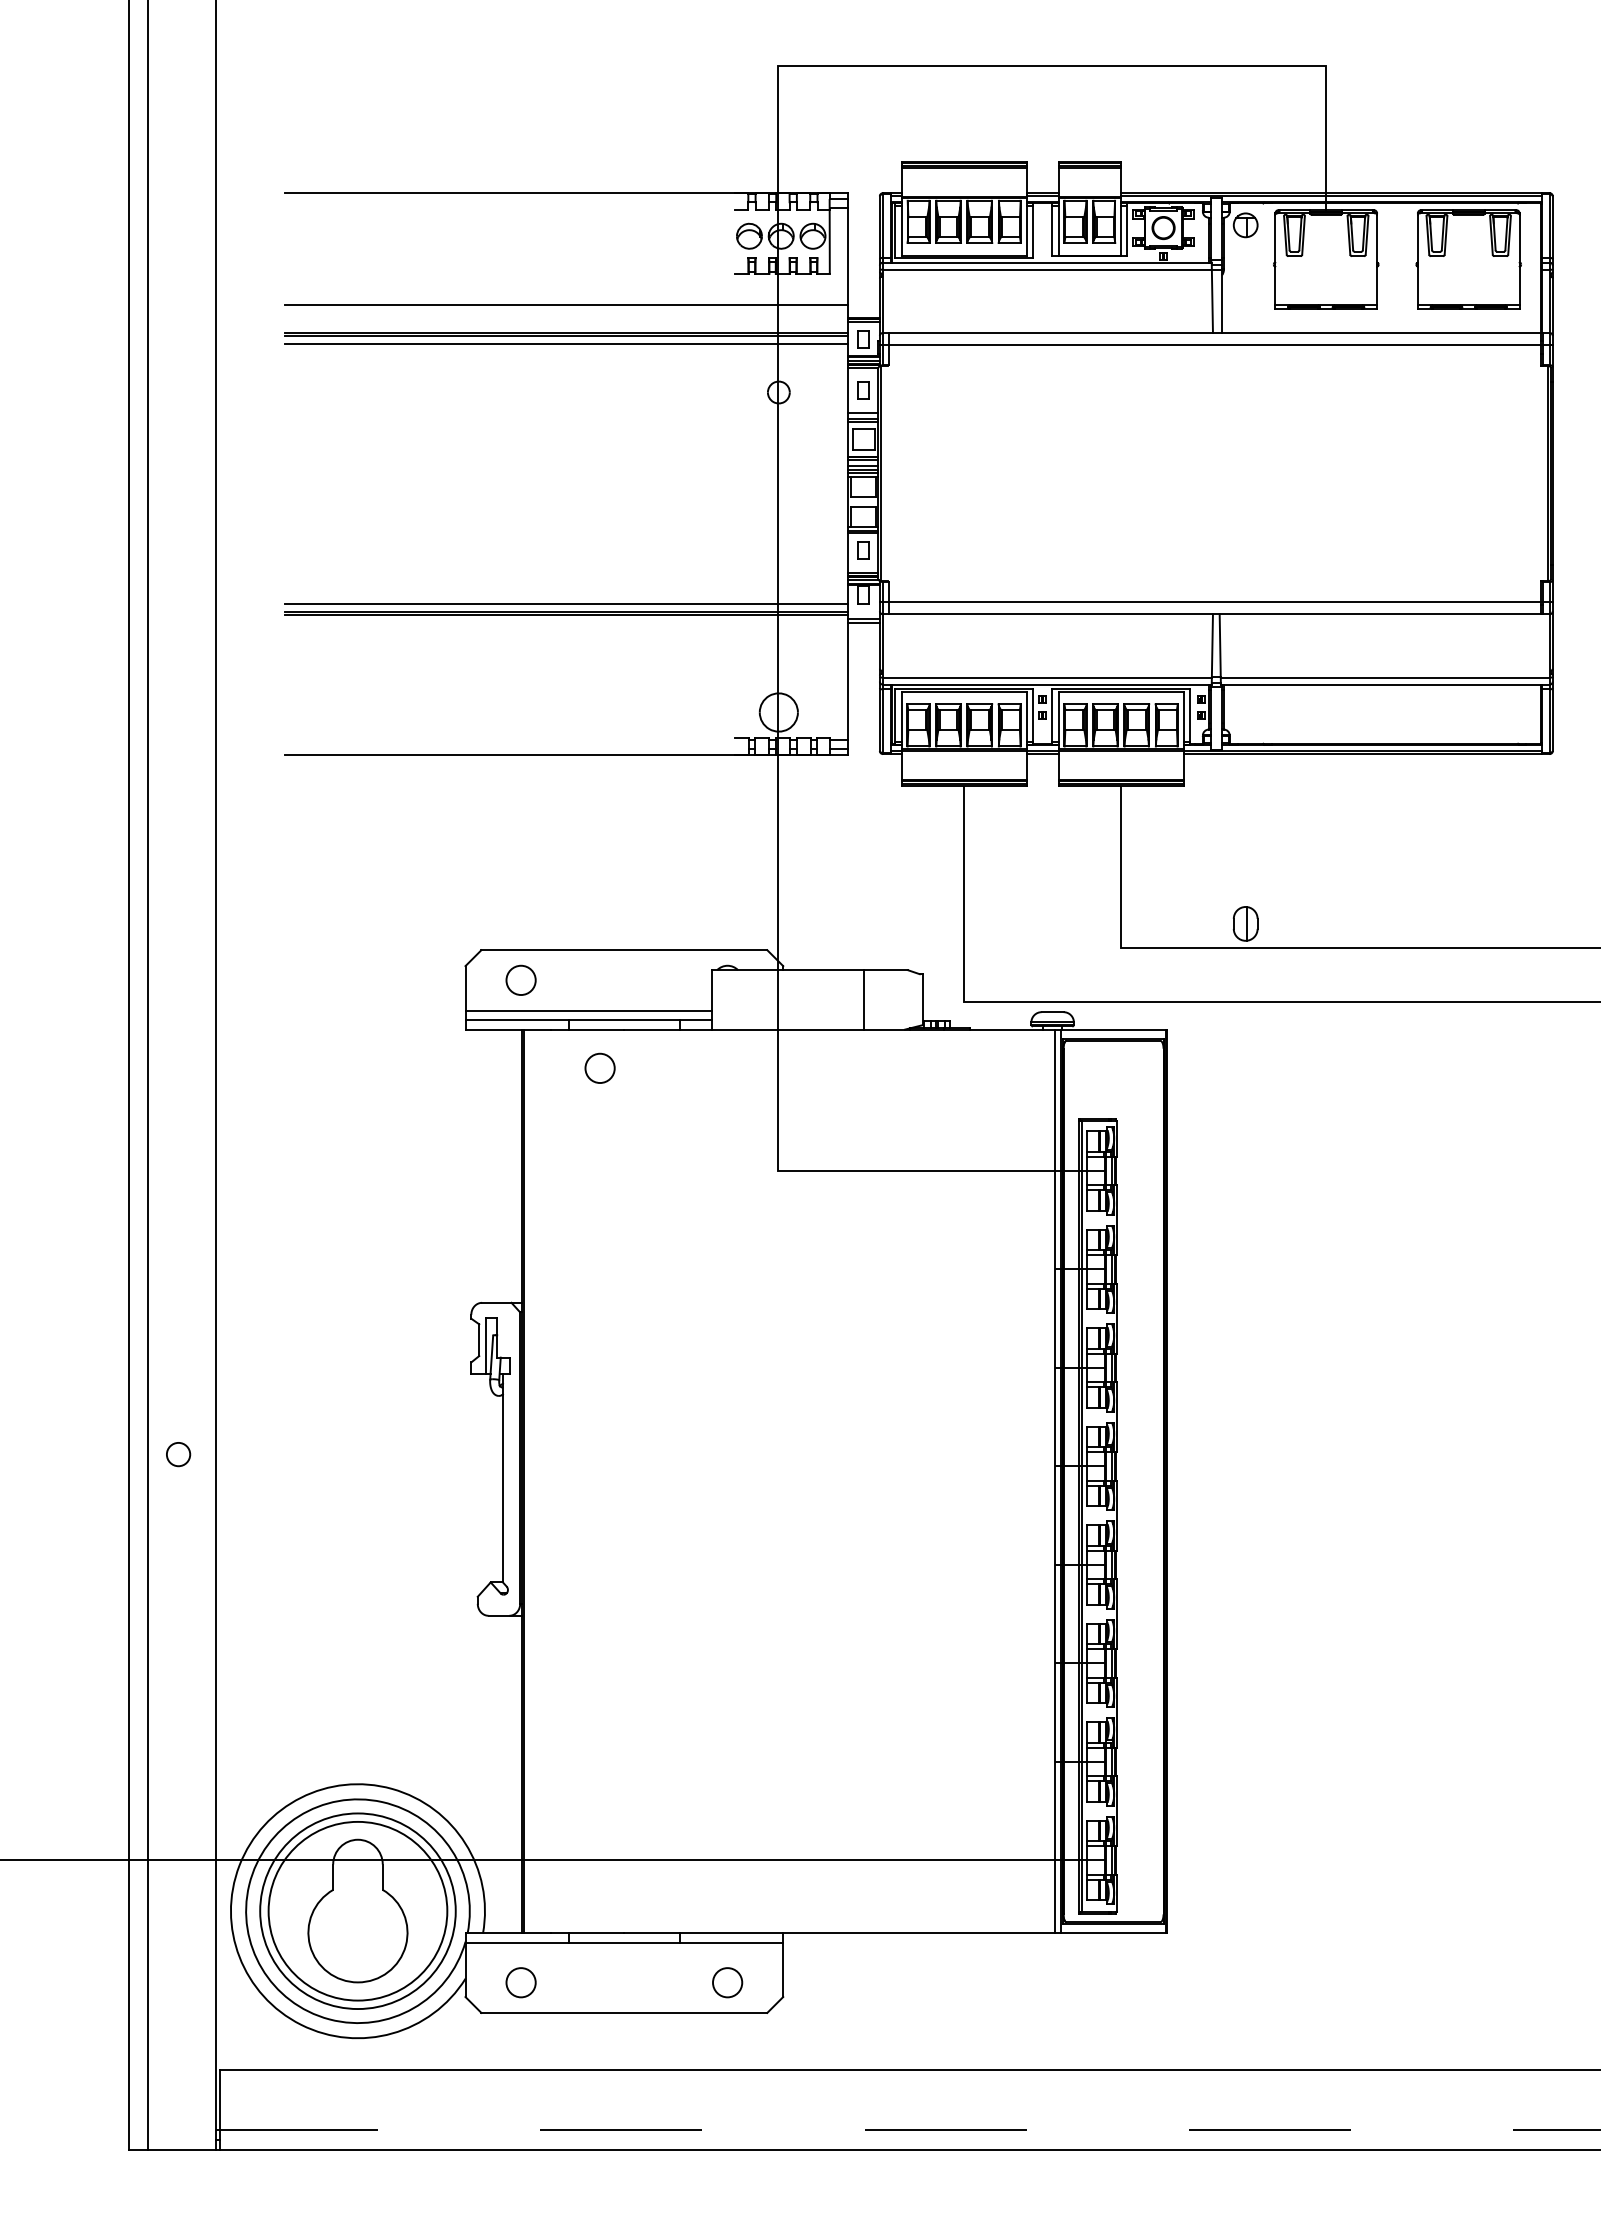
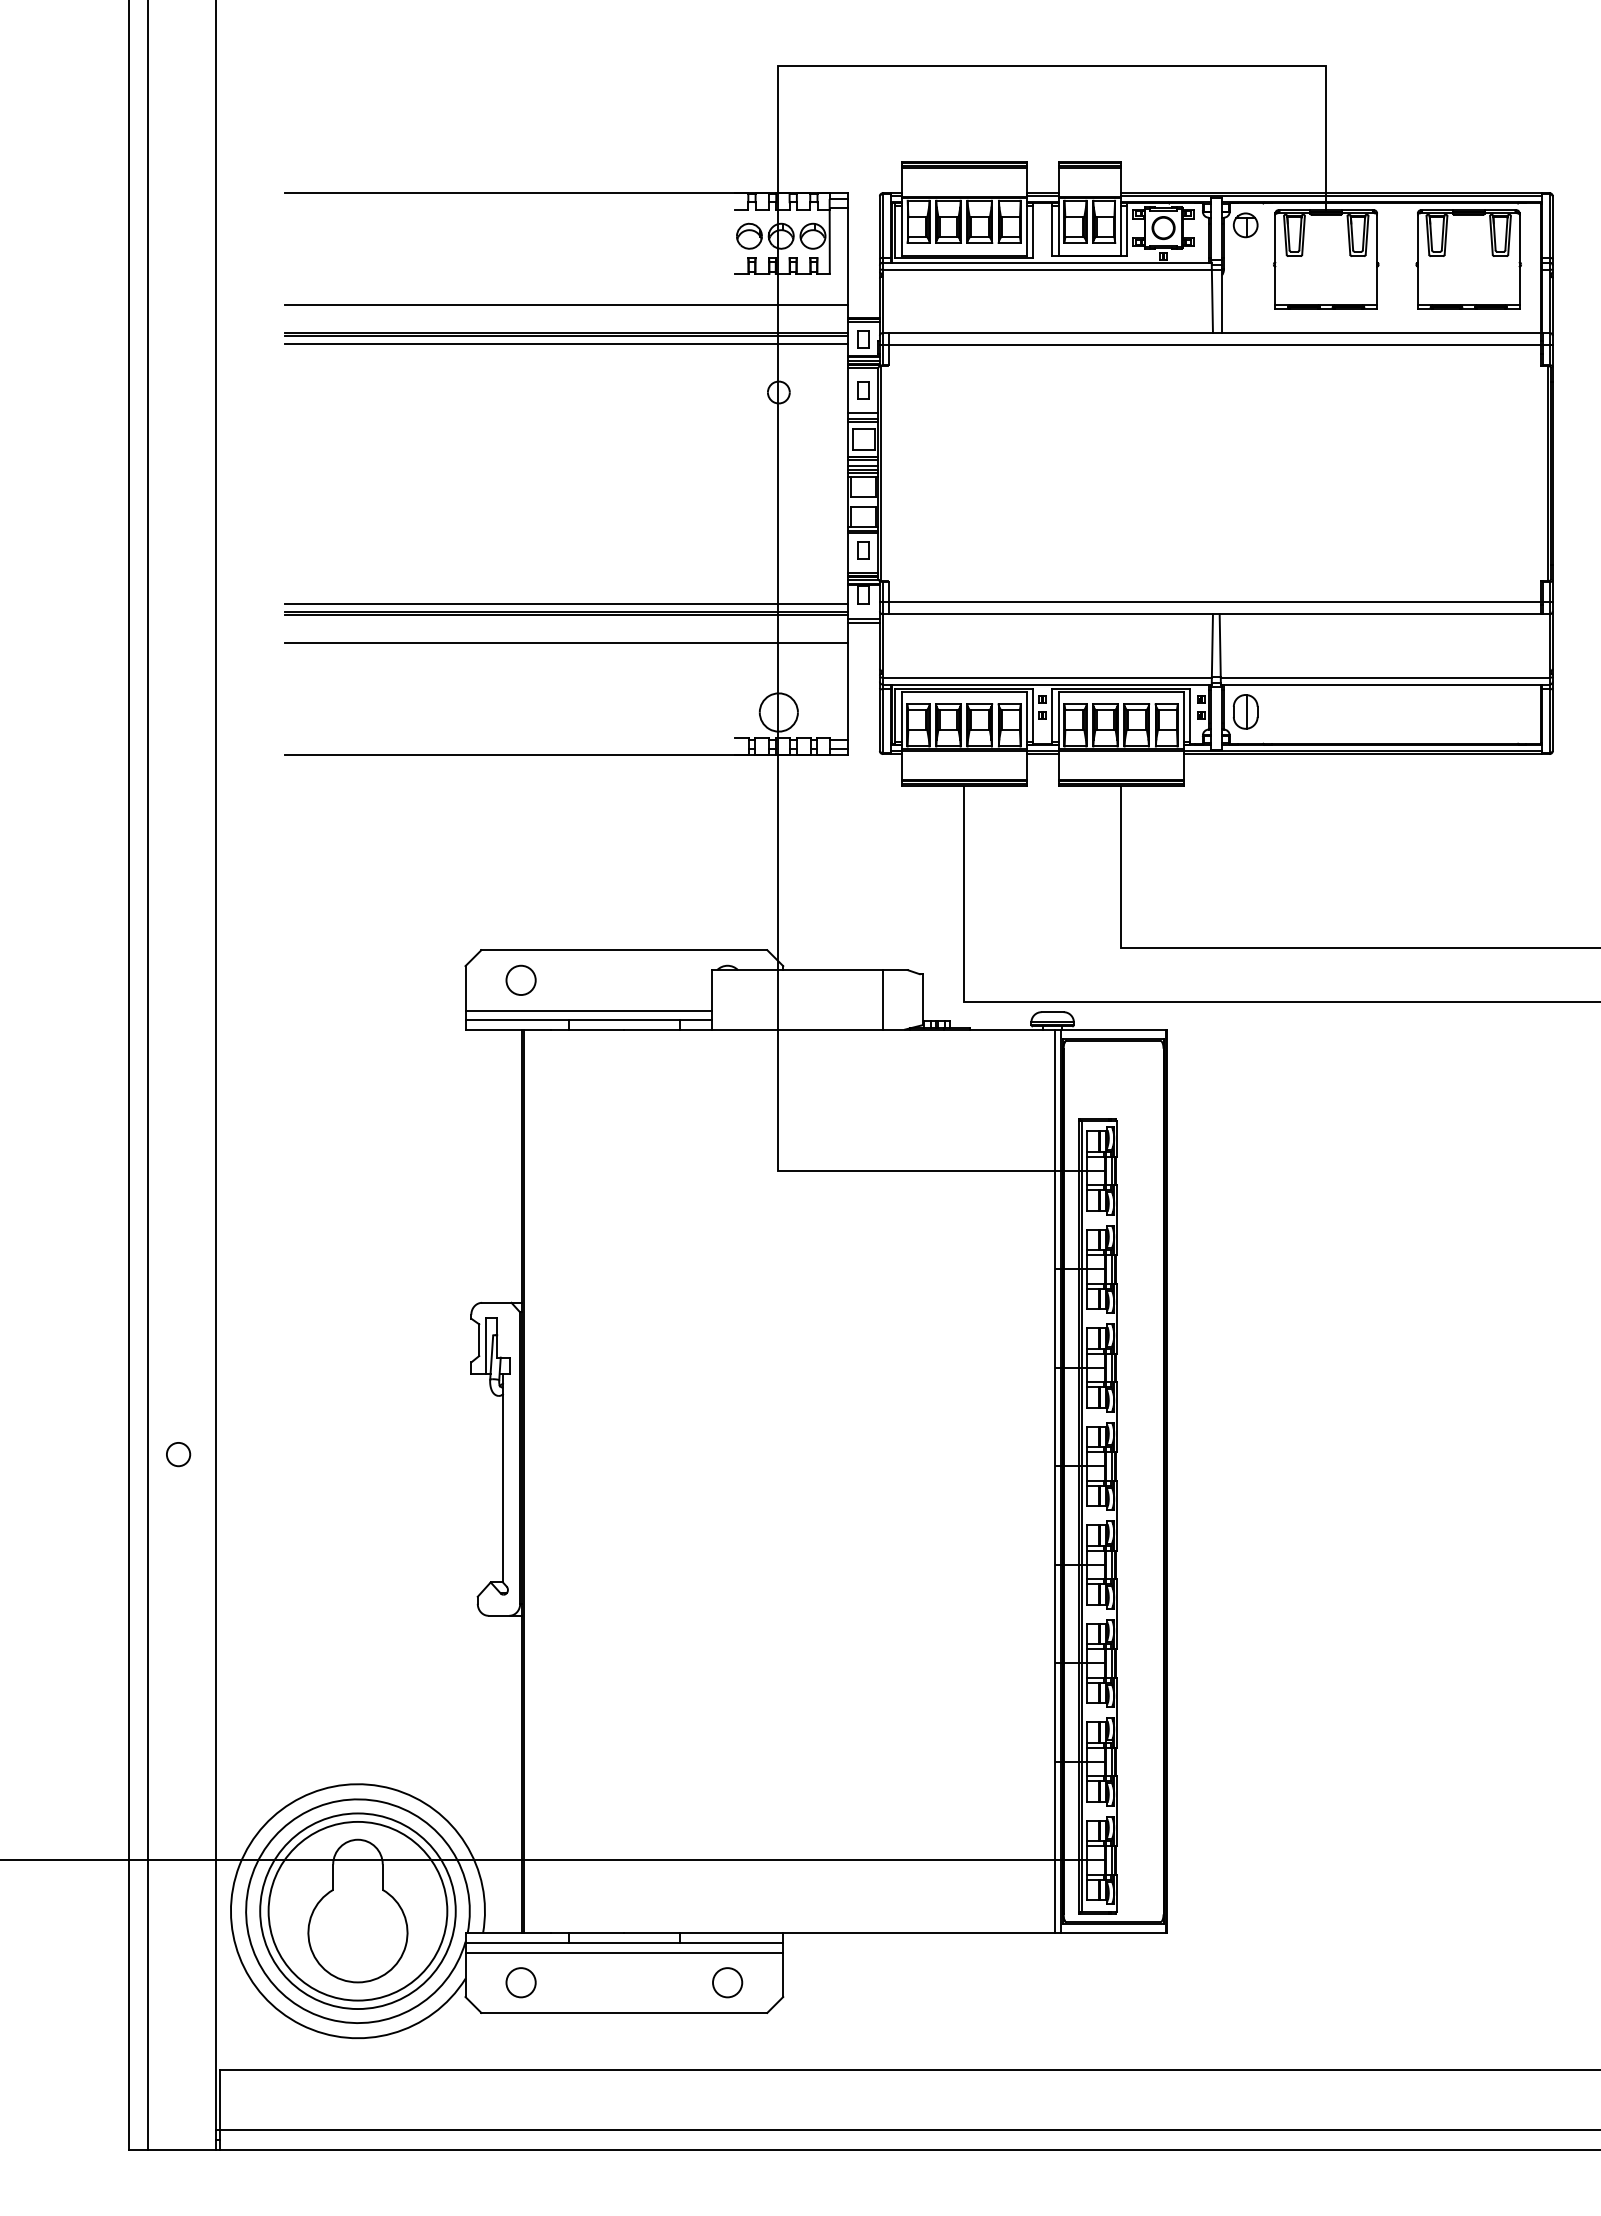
line: none -> present (565, 642)
part position: (1245, 923) -> (1245, 711) (1245, 711)
line position: (863, 999) -> (882, 999) (882, 999)
circle: present -> none (599, 1067)
line: none -> present (624, 1952)
line: dashed -> solid (908, 2129)
